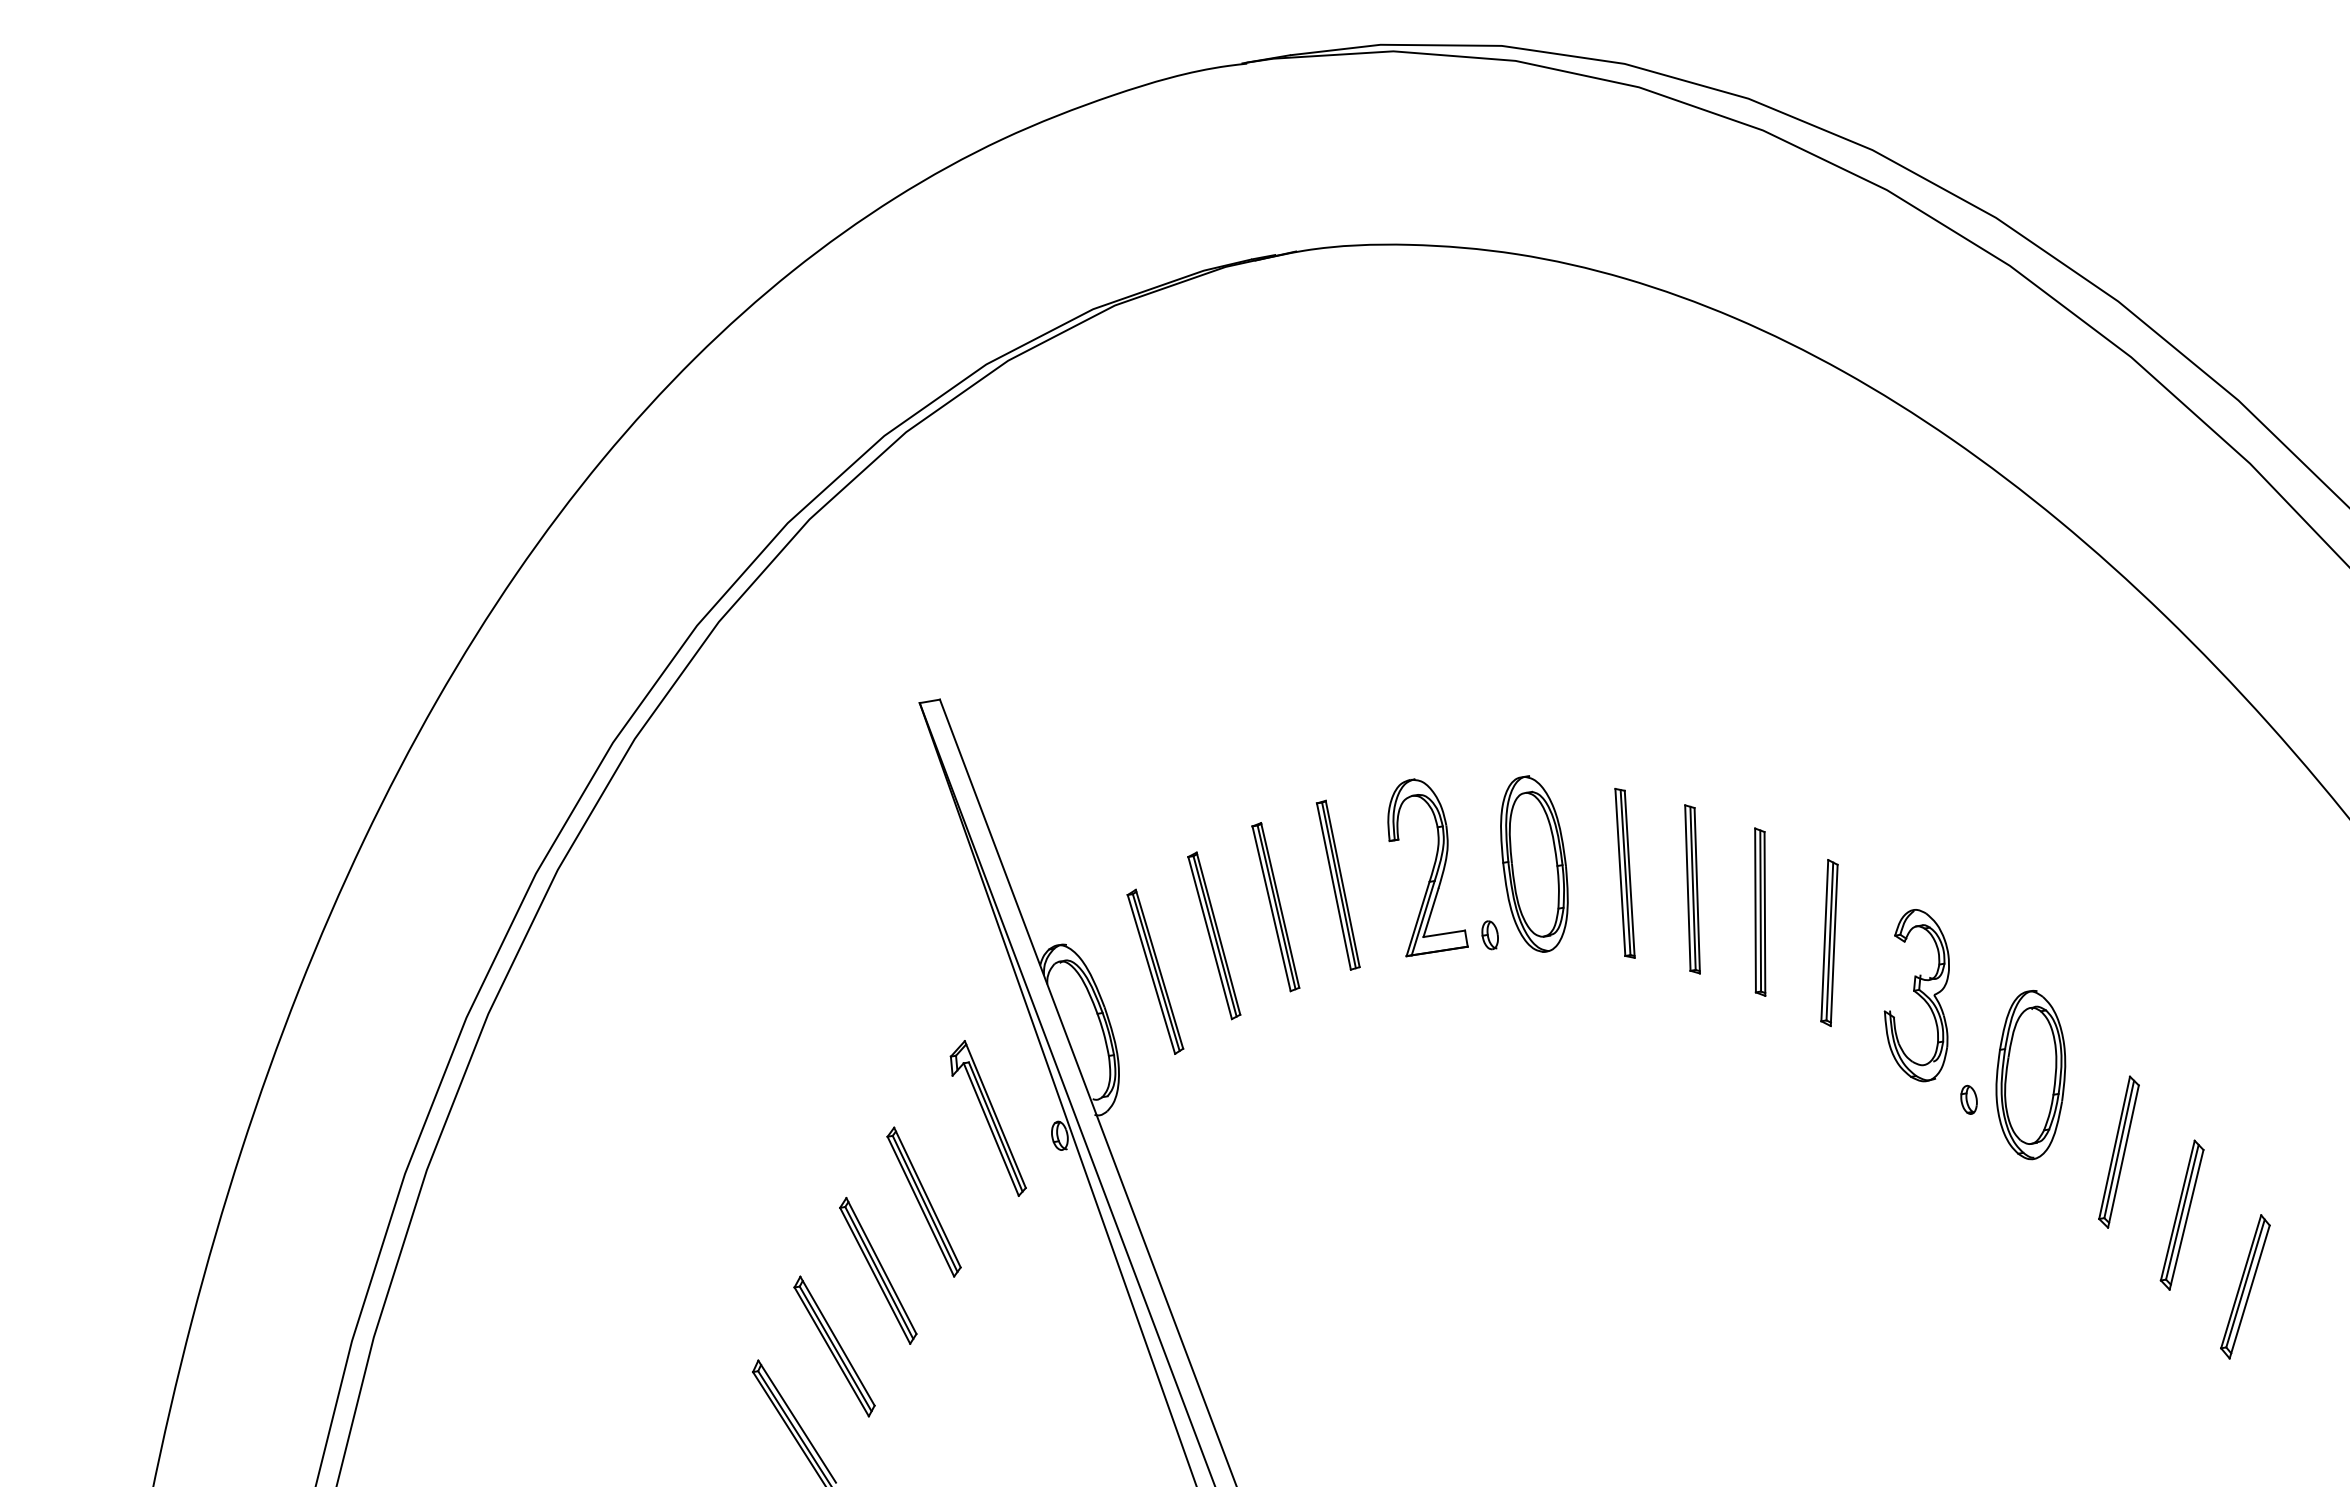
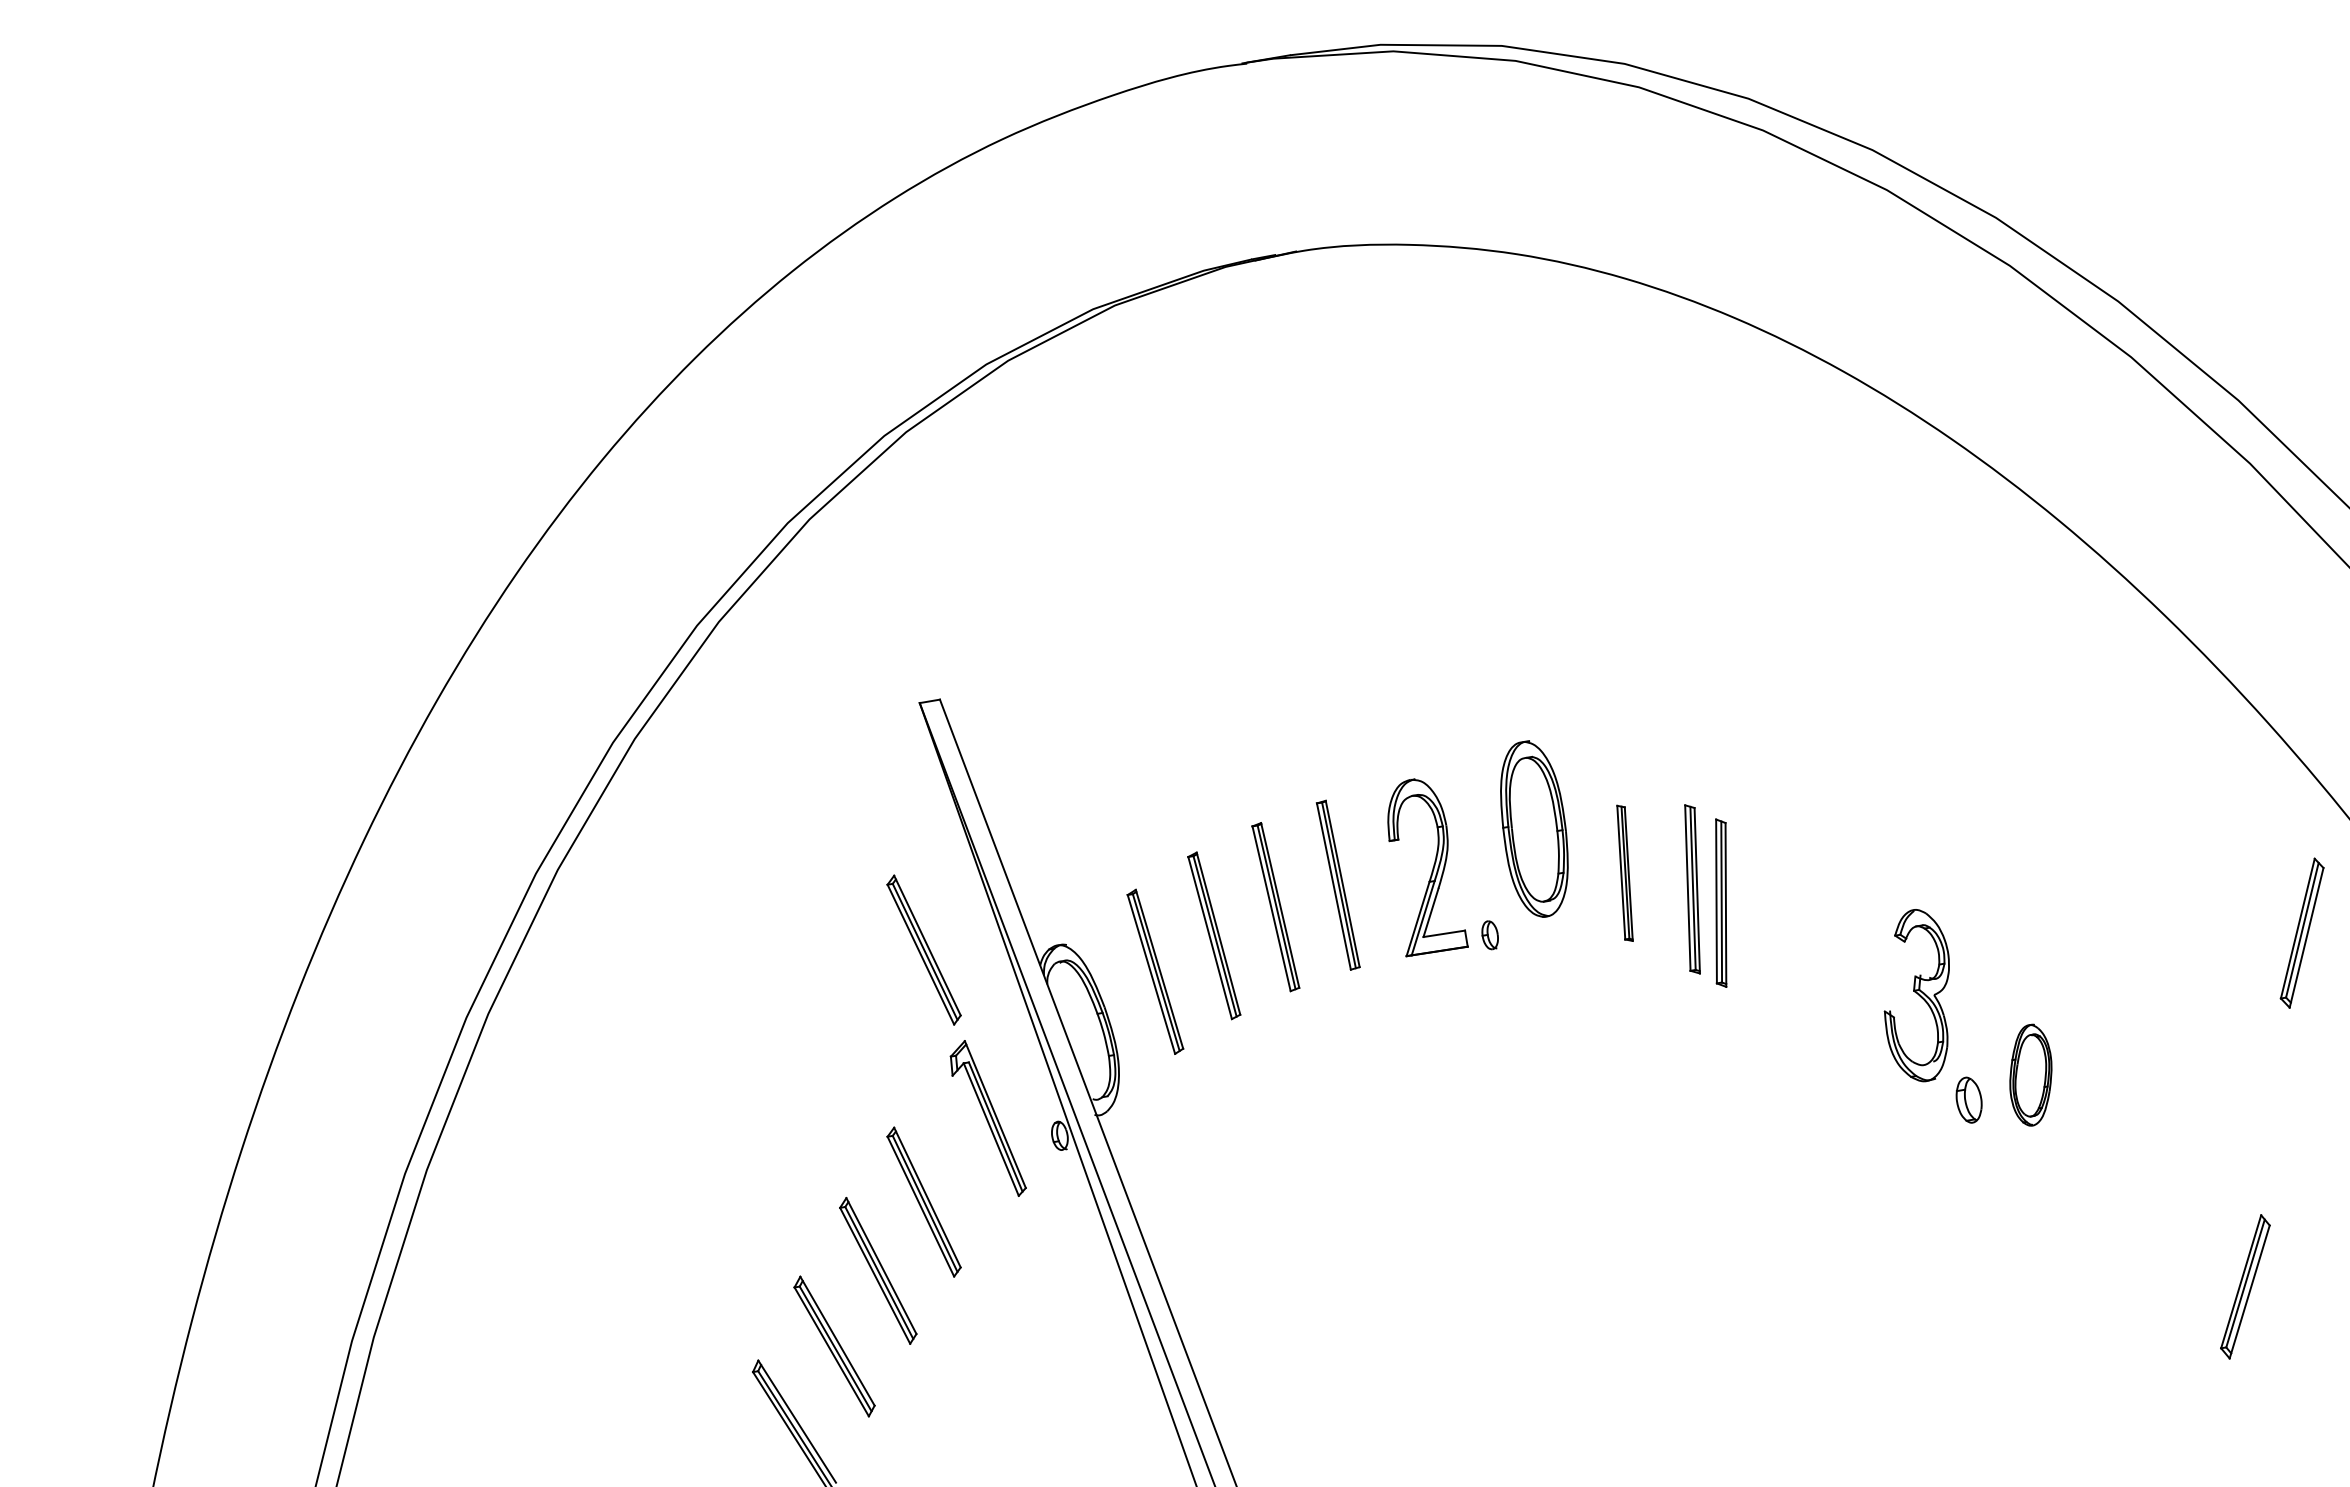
part position: (1534, 863) -> (1534, 828) (1534, 828)
part size: 22x171 px -> 18x138 px (1624, 872)
part position: (1760, 911) -> (1721, 902) (1721, 902)
part: present -> none (1829, 942)
part: none -> present (923, 949)
part size: 72x171 px -> 44x104 px (2030, 1074)
part size: 18x31 px -> 28x48 px (1968, 1099)
part: present -> none (2118, 1151)
part position: (2181, 1214) -> (2301, 932) (2301, 932)
